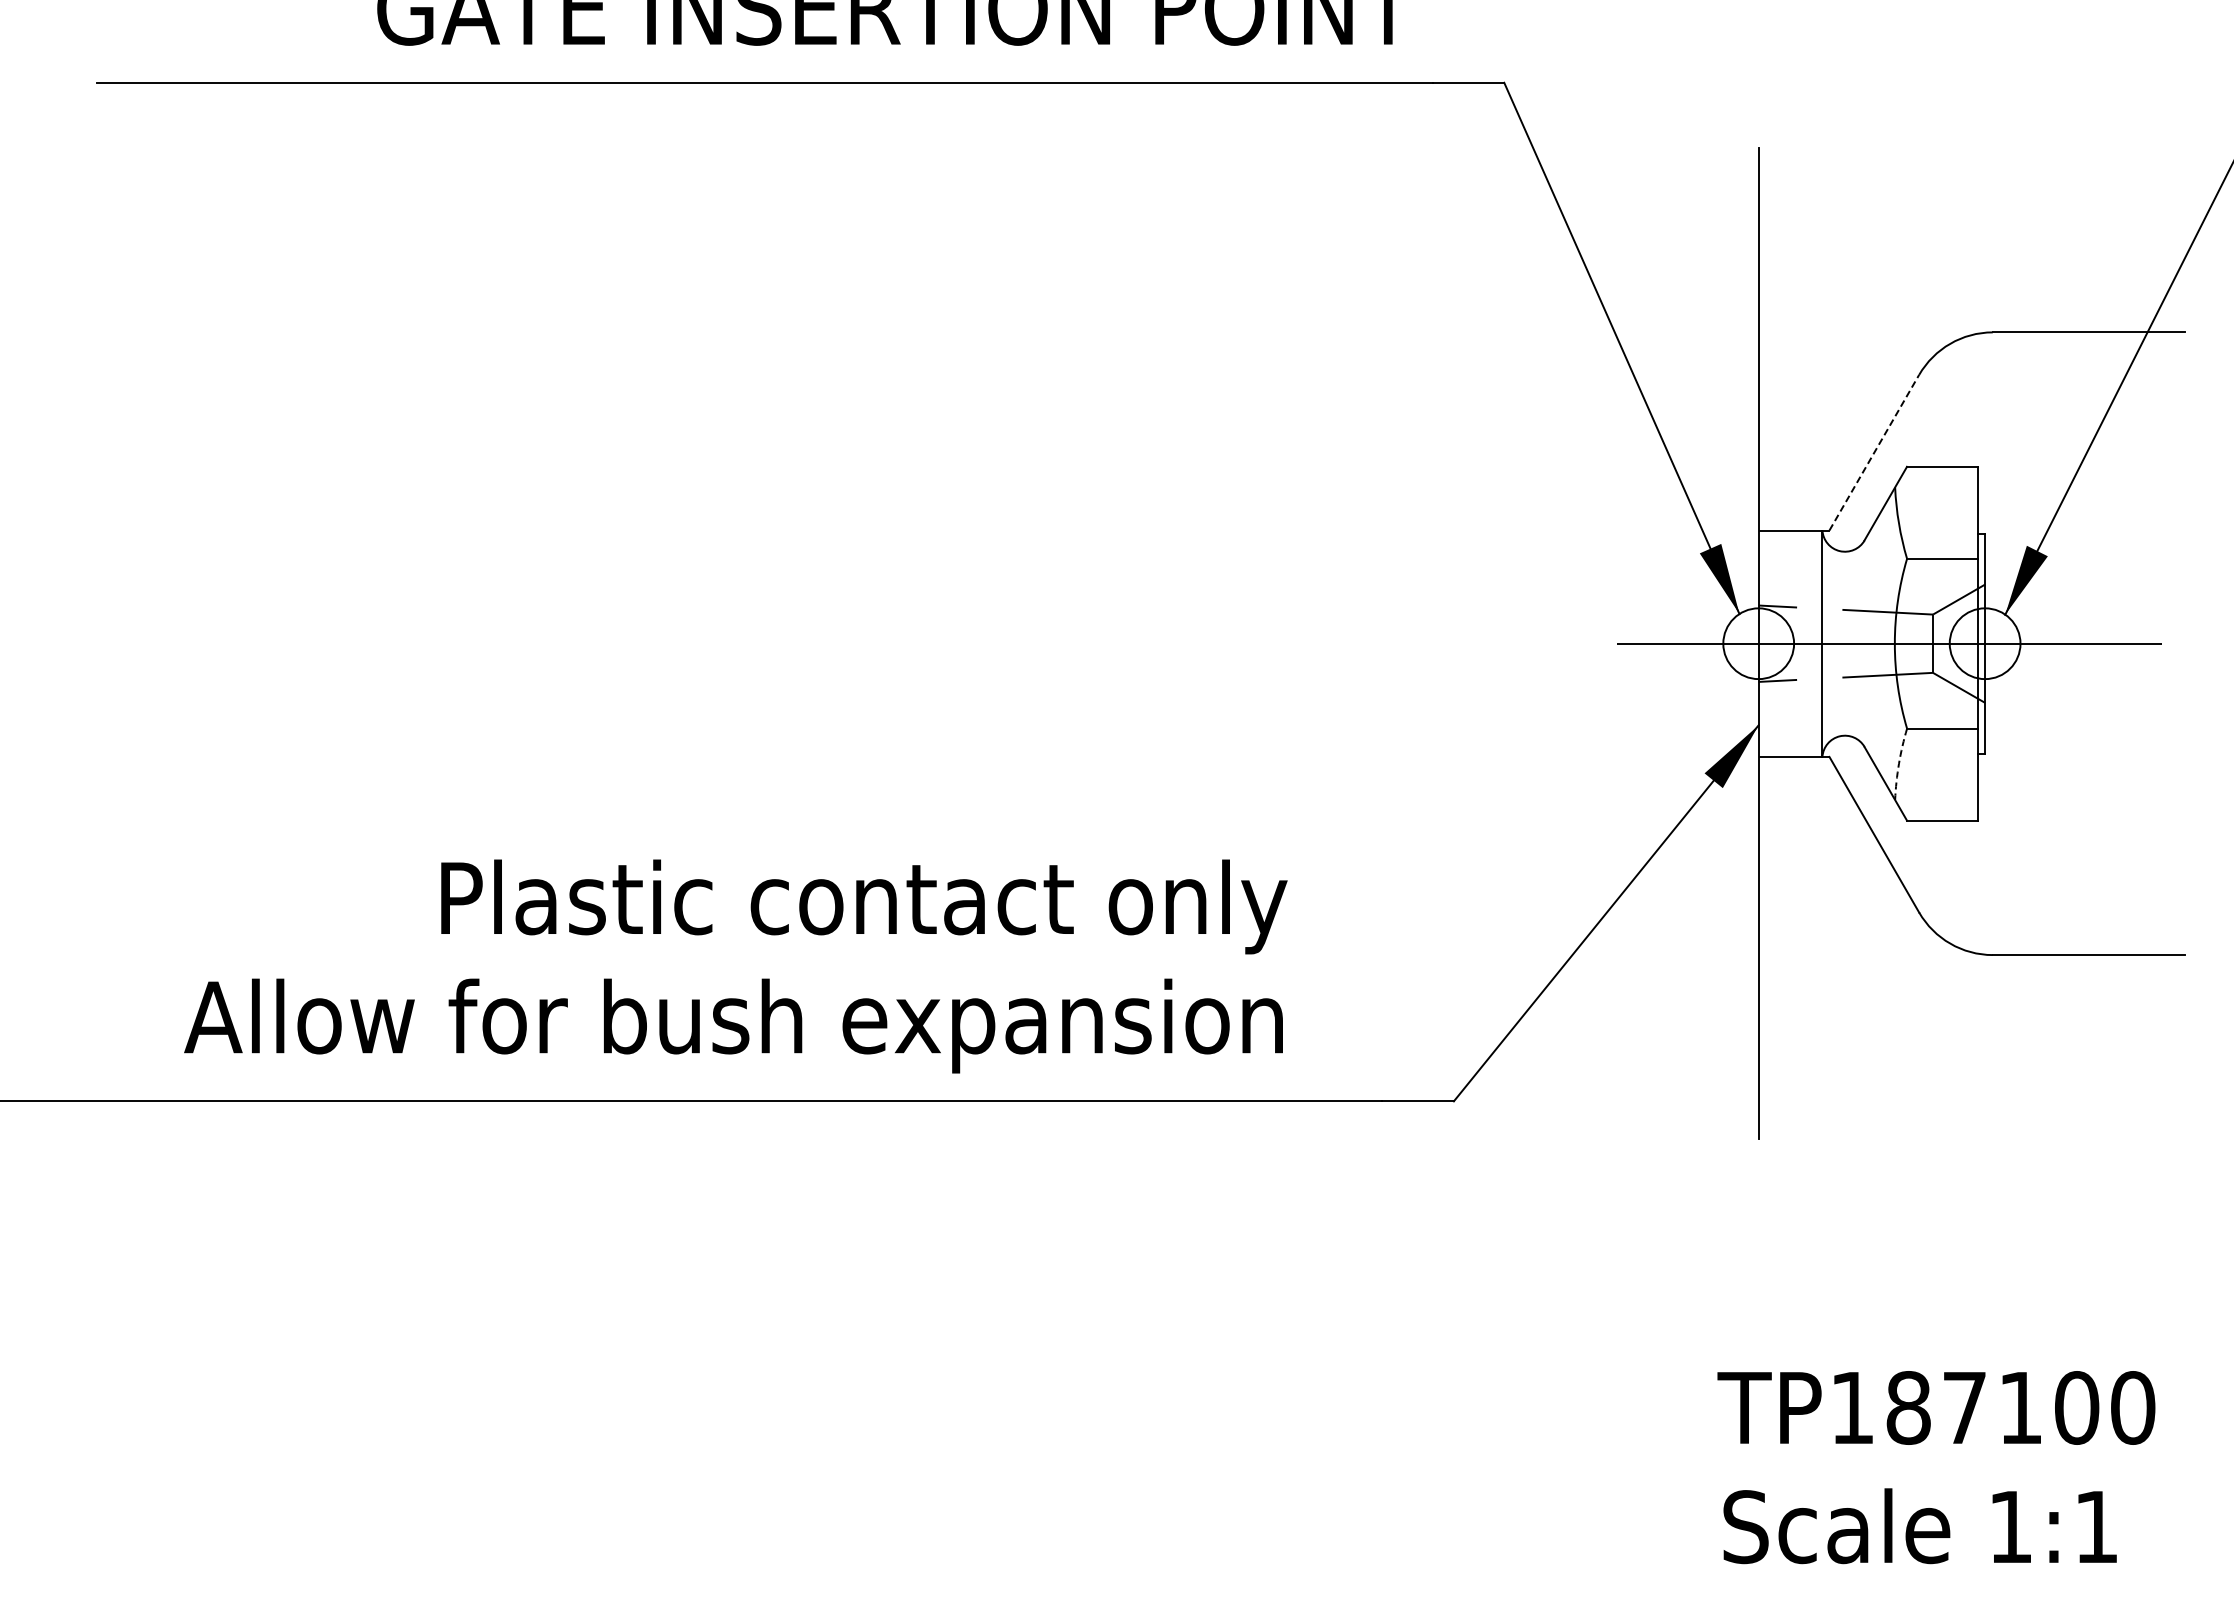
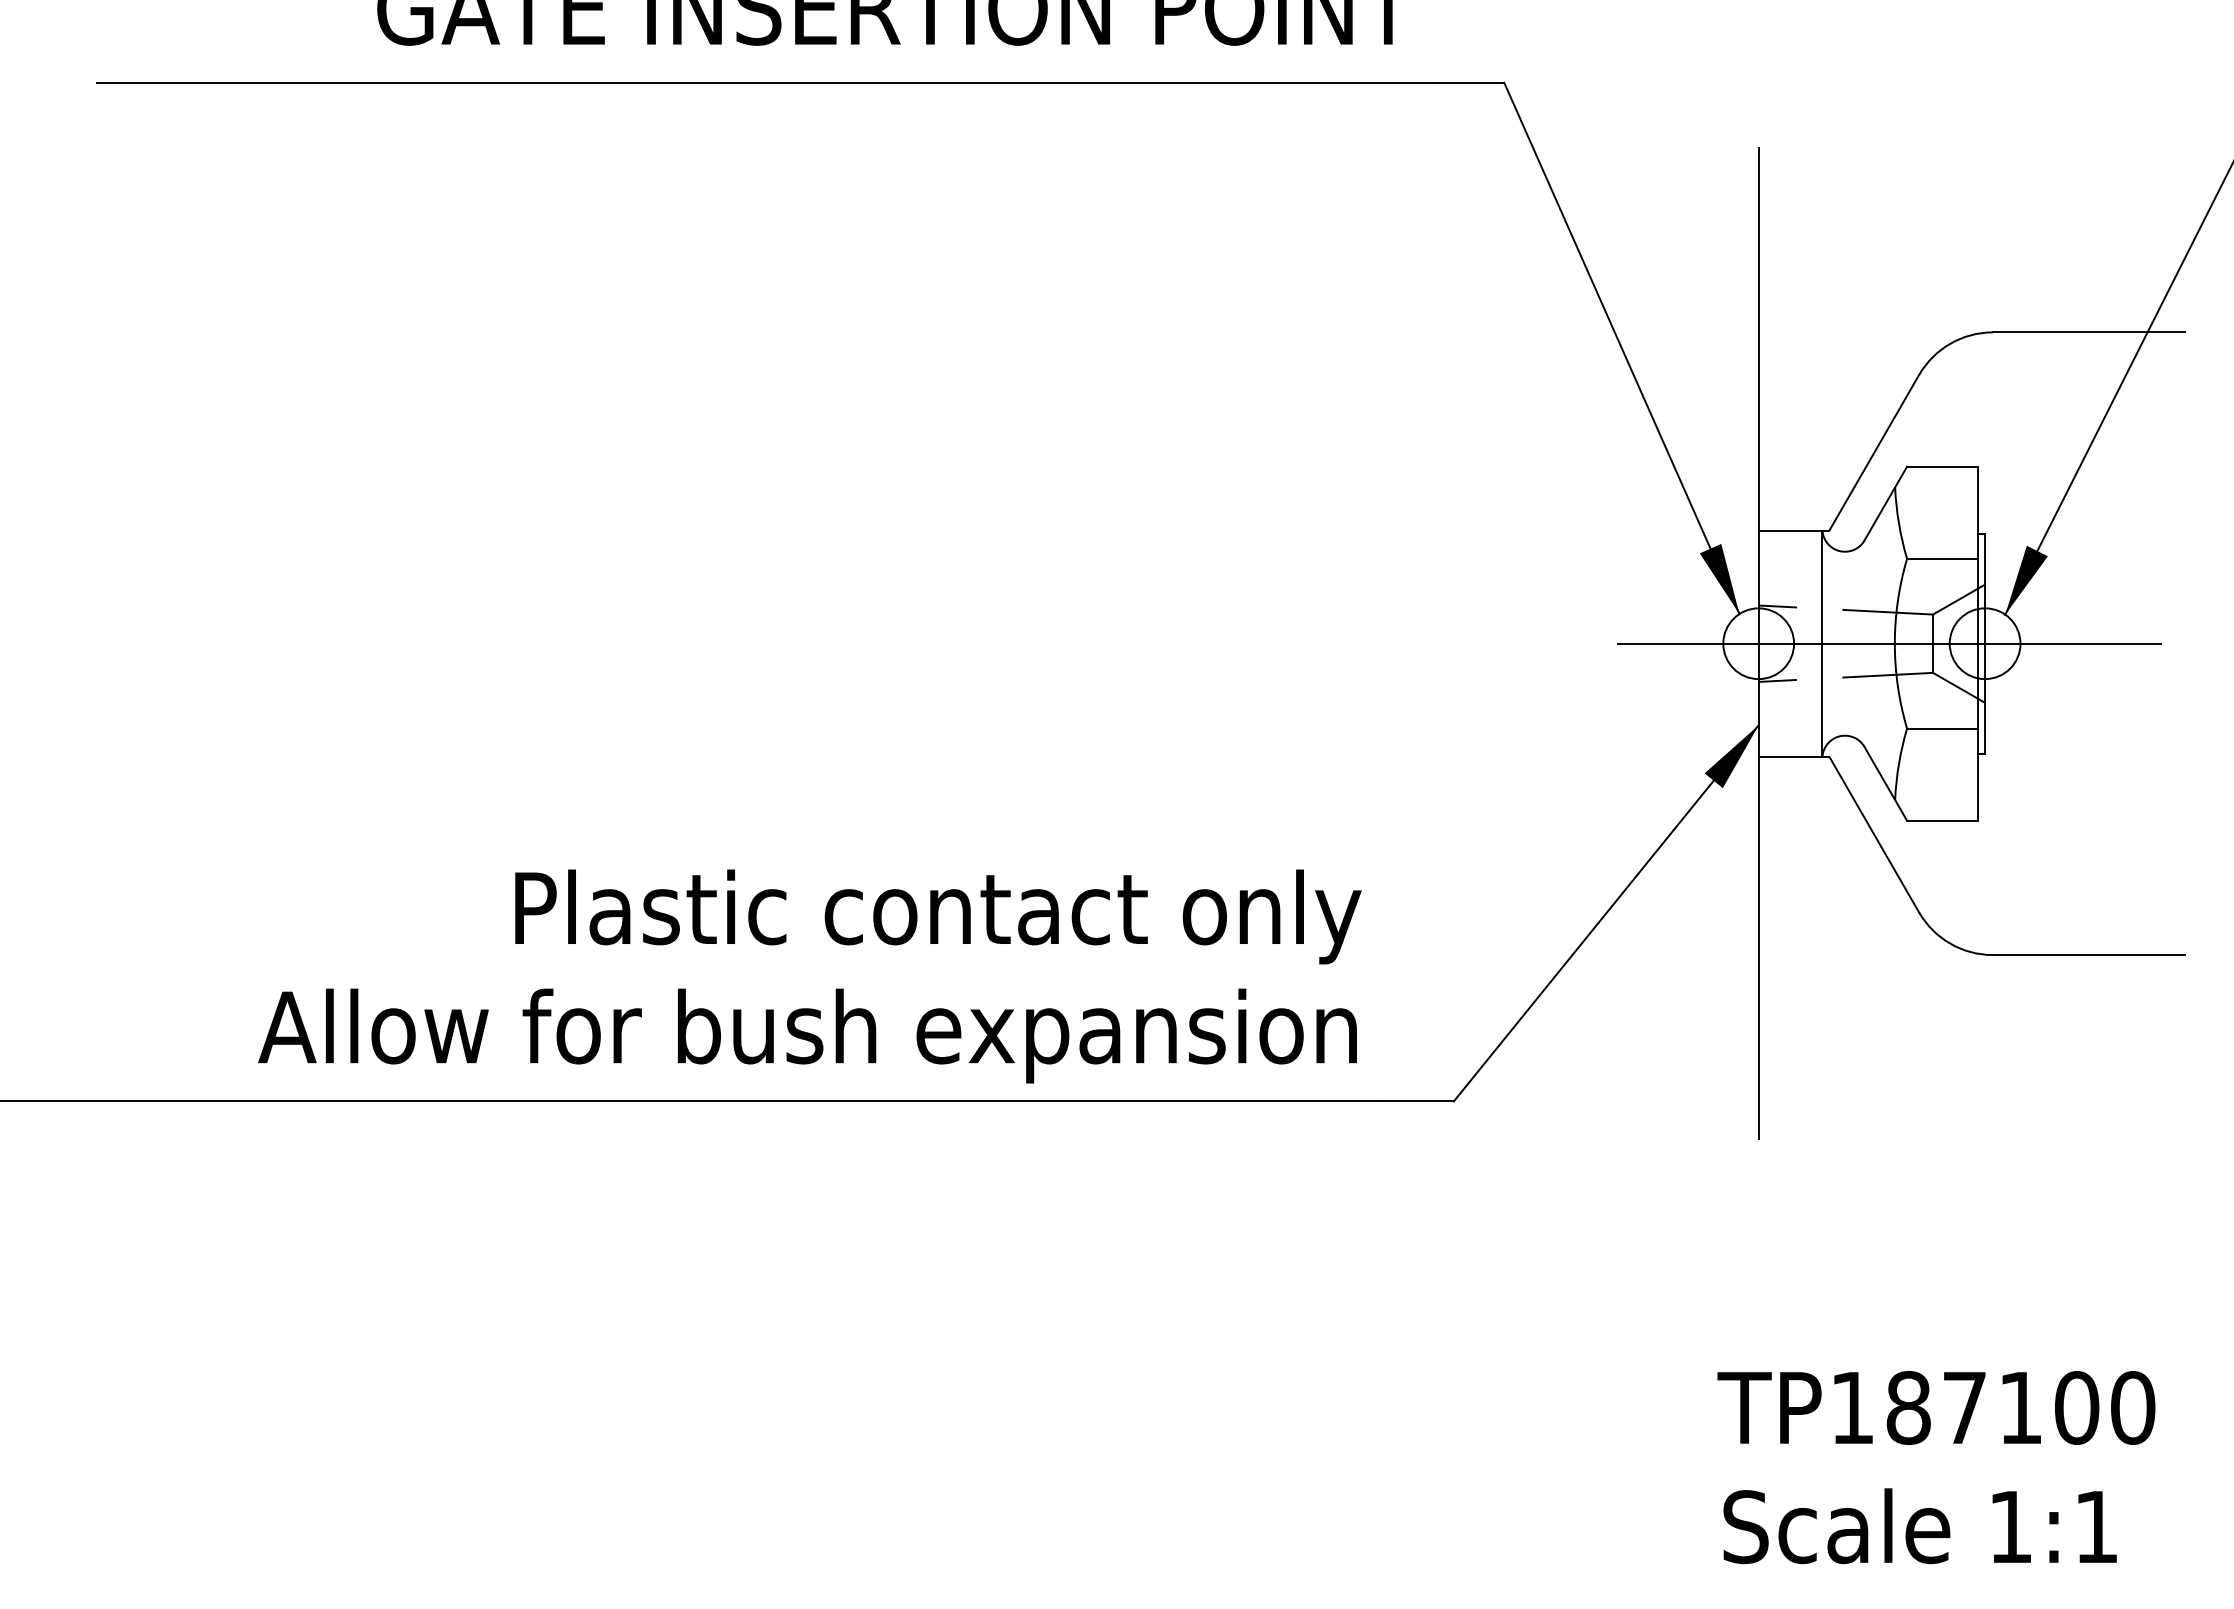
line: dashed -> solid (1874, 452)
arc: dashed -> solid (1898, 763)
text position: (735, 966) -> (809, 976) (809, 976)
